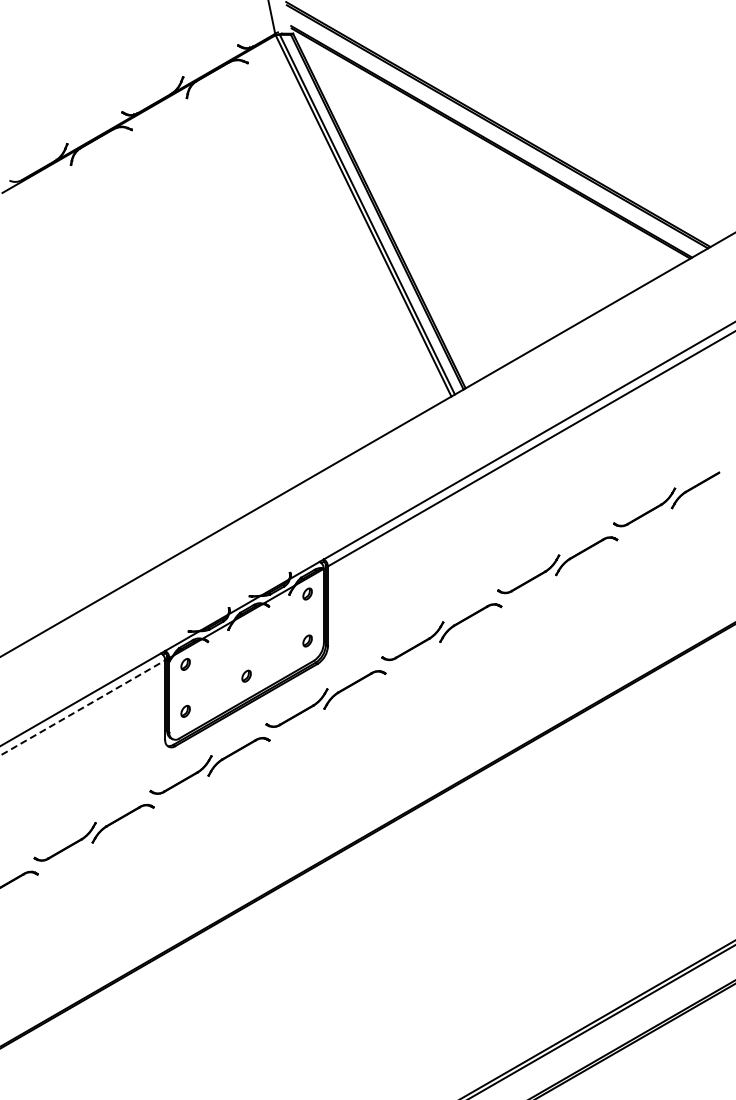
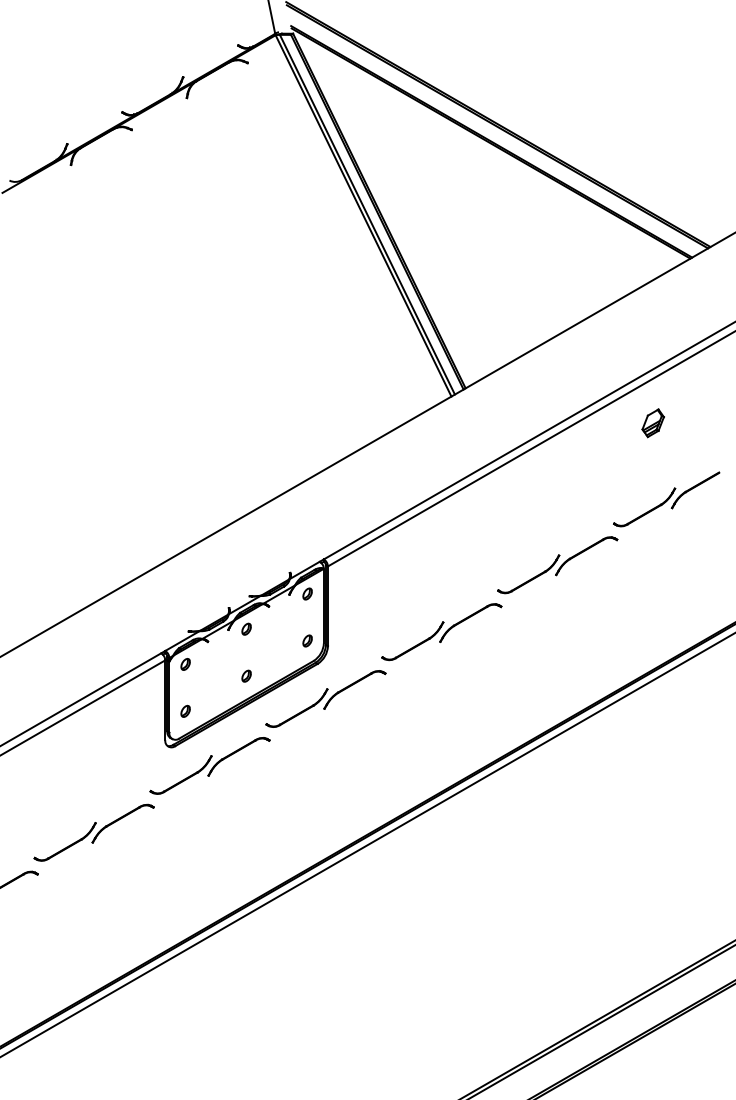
part: none -> present (652, 423)
part: none -> present (246, 628)
line: dashed -> solid (83, 707)
line: none -> present (367, 845)
